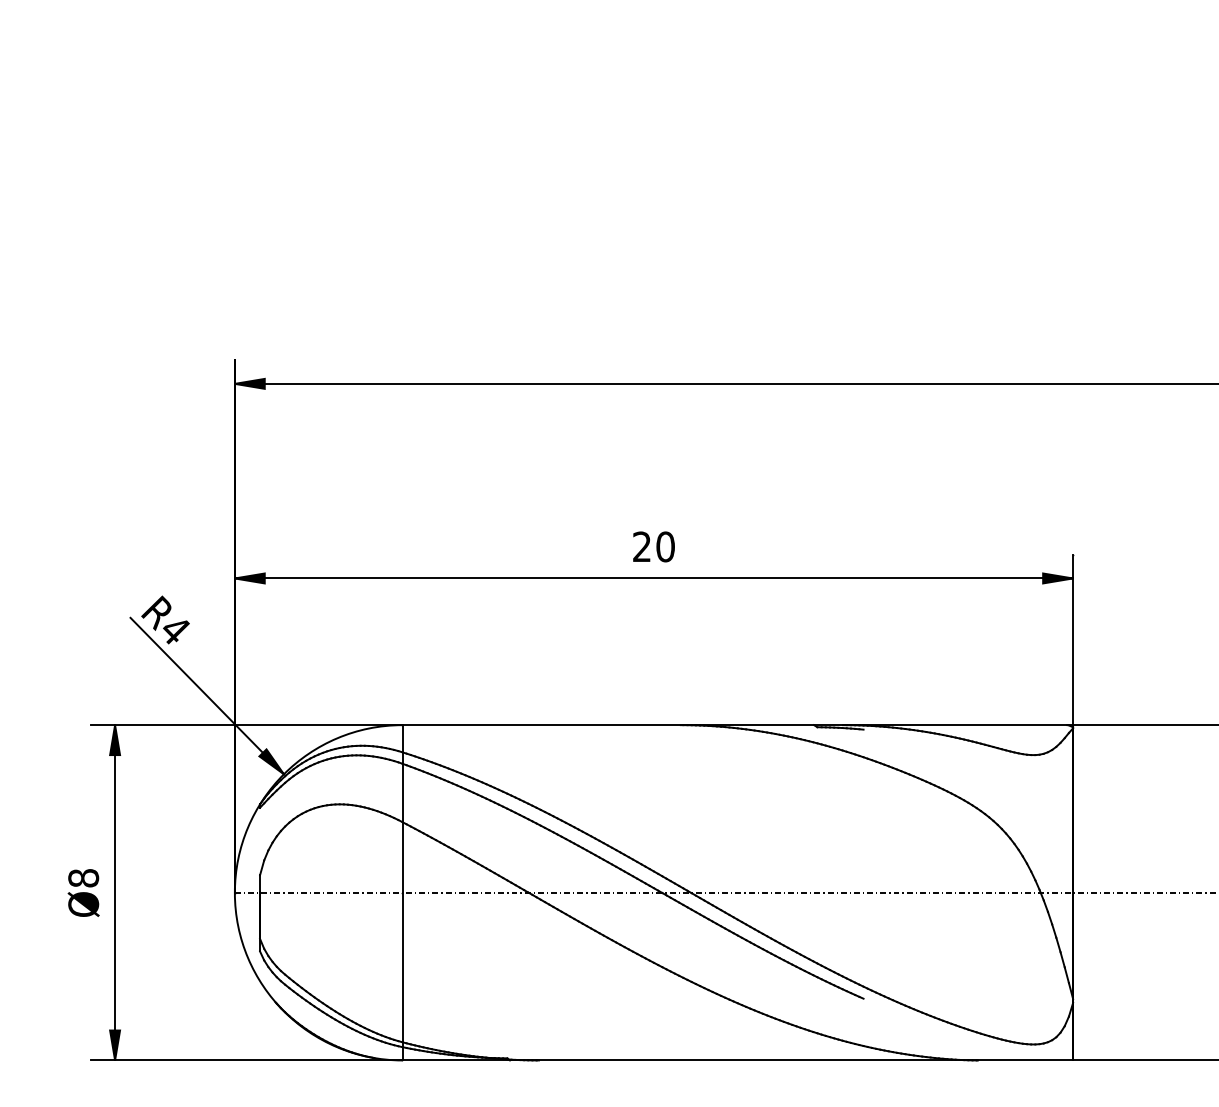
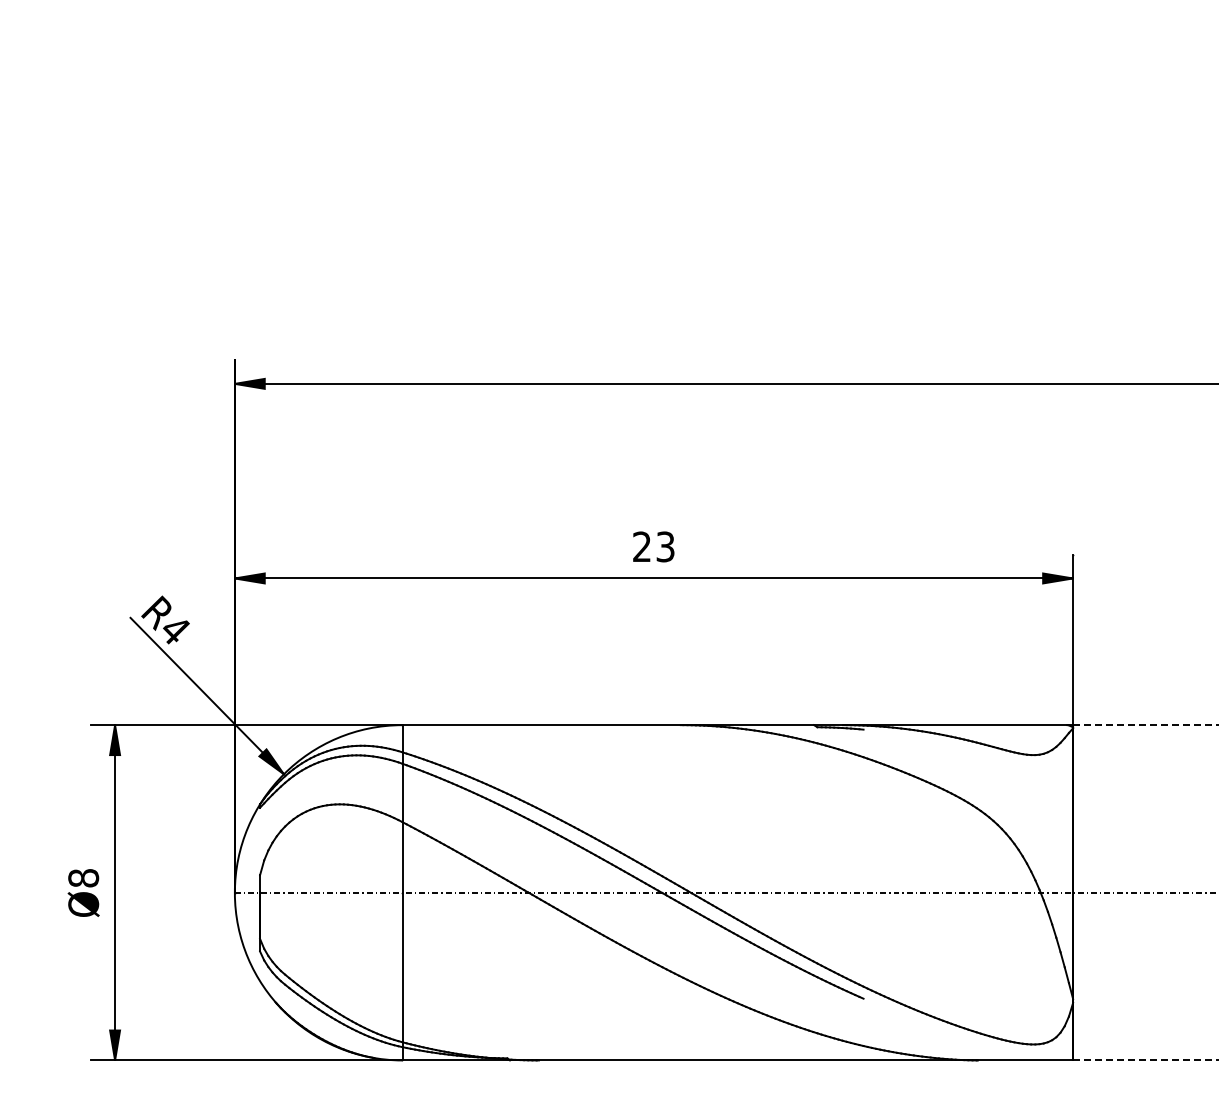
text: 20 -> 23 (665, 546)
line: solid -> dashed (1146, 725)
line: solid -> dashed (1146, 1060)
